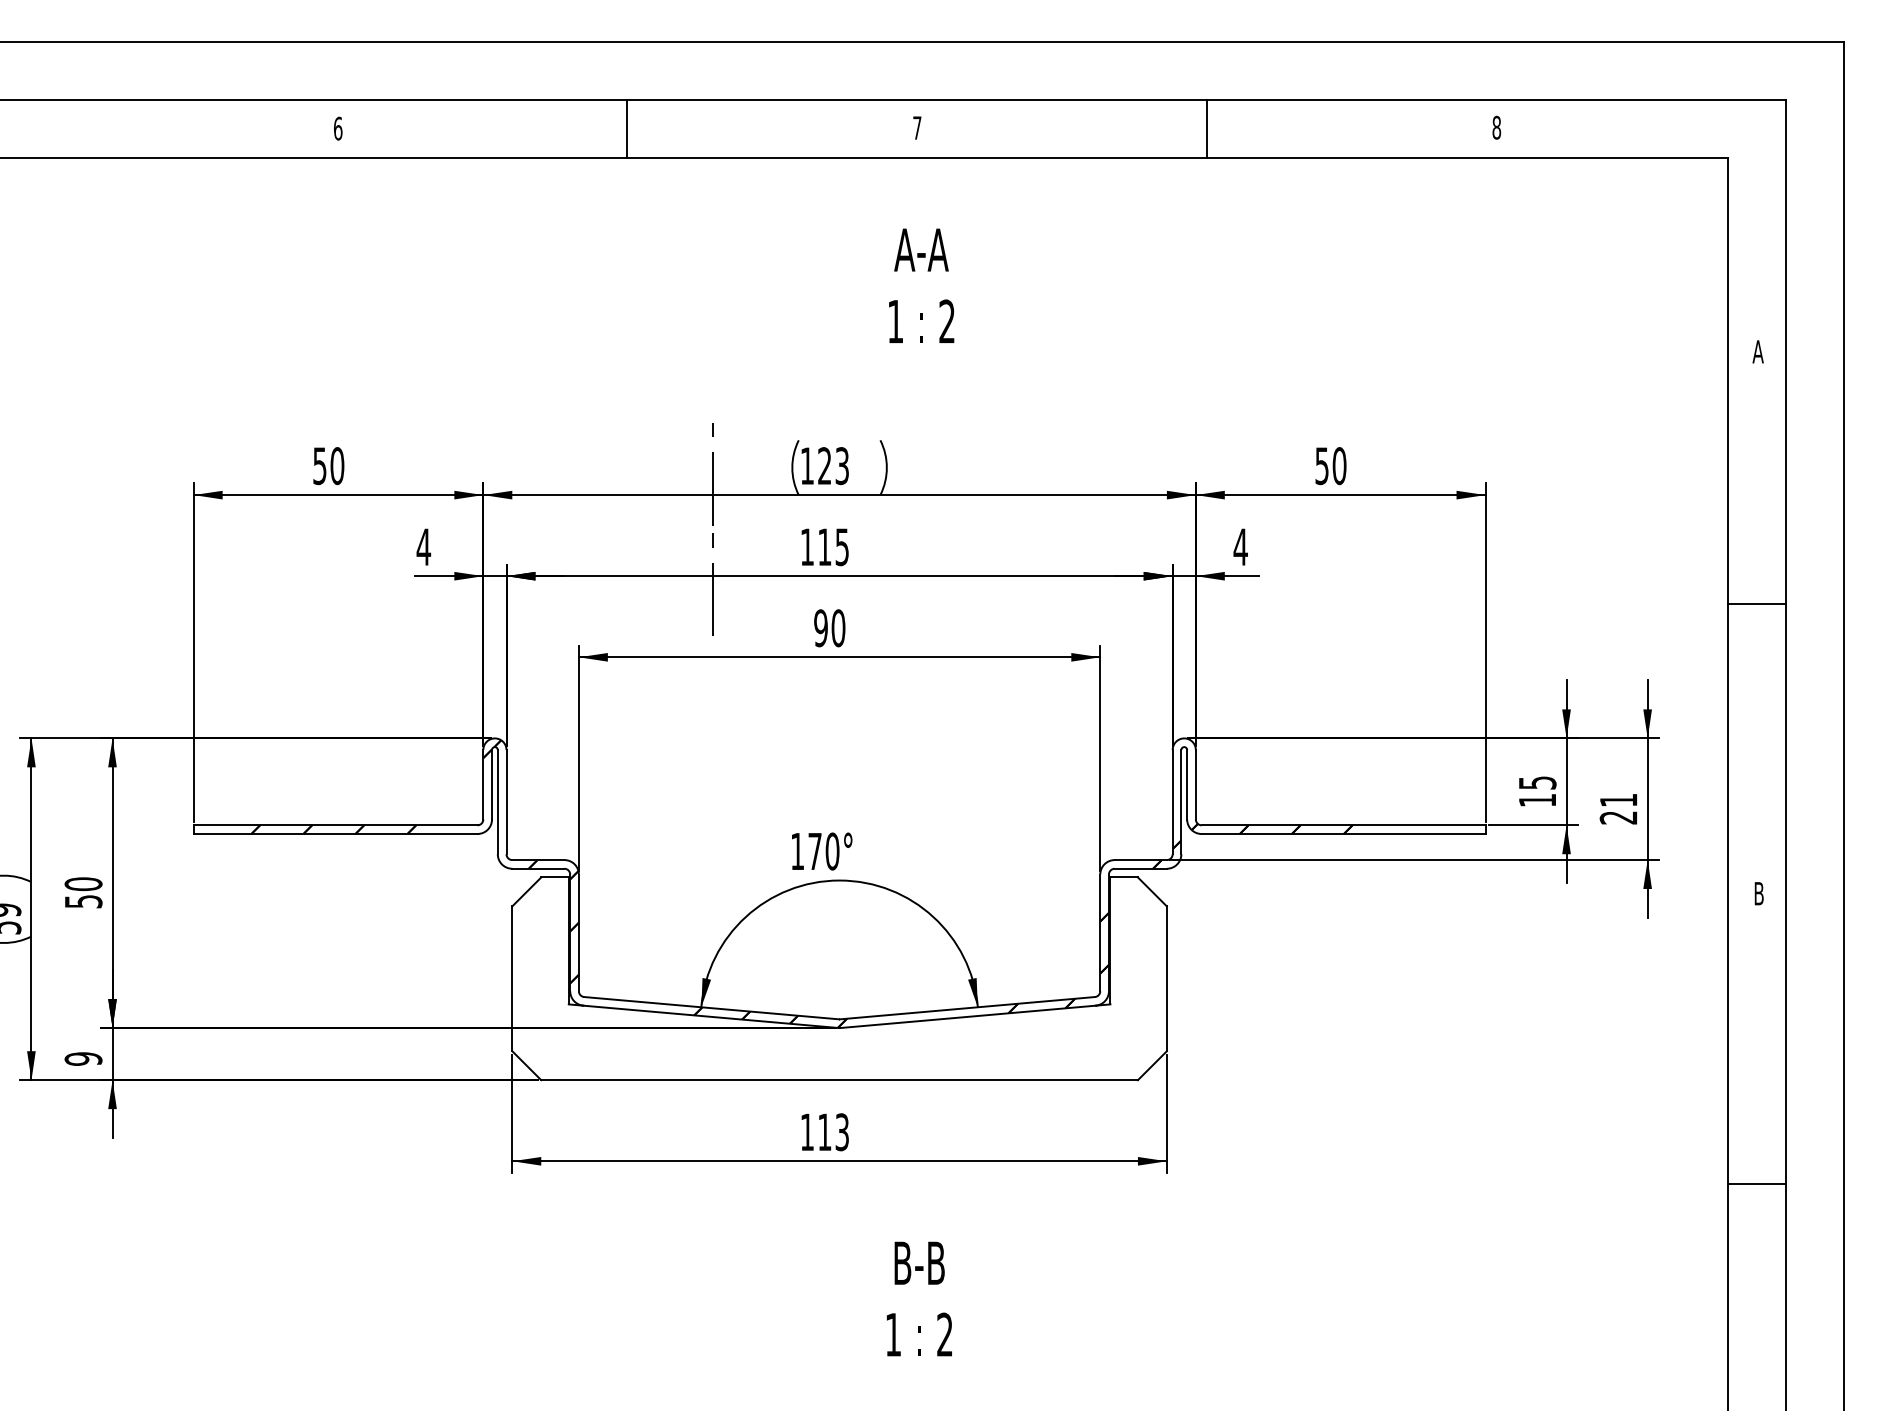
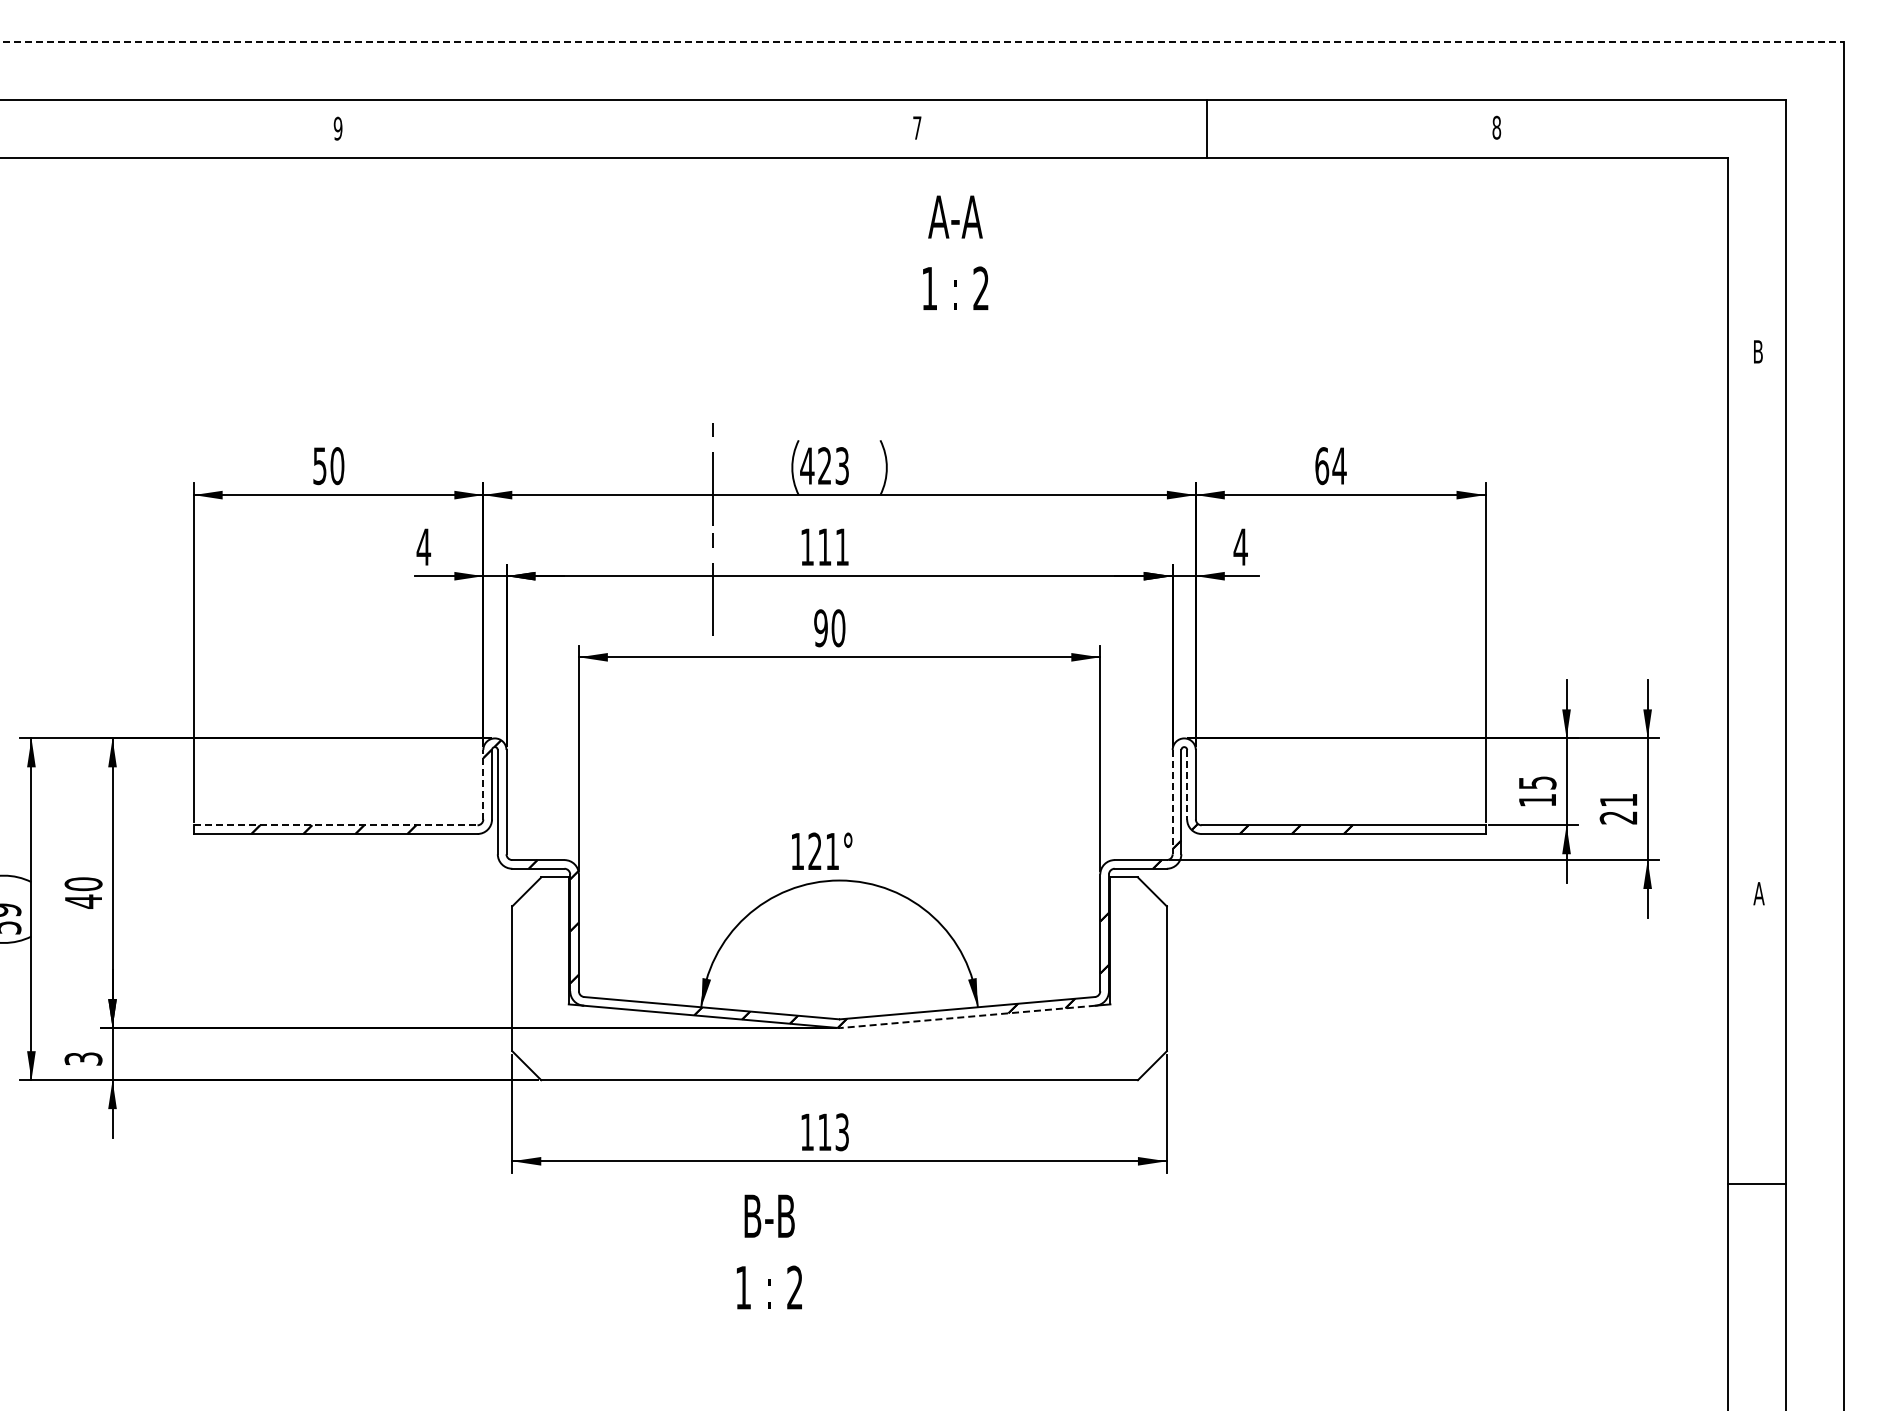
line: solid -> dashed (922, 42)
text: 6 -> 9 (337, 128)
line: present -> none (627, 129)
text position: (921, 285) -> (955, 252) (955, 252)
text: A -> B (1757, 351)
text: 123 -> 423 (807, 465)
text: 50 -> 64 (1330, 466)
text: 115 -> 111 (841, 547)
line: present -> none (1757, 604)
line: solid -> dashed (483, 784)
line: solid -> dashed (1187, 784)
line: solid -> dashed (1172, 802)
line: solid -> dashed (335, 825)
text: 170° -> 121° (823, 851)
text: B -> A (1758, 893)
text: 50 -> 40 (83, 901)
line: solid -> dashed (968, 1016)
text: 9 -> 3 (83, 1058)
text position: (919, 1298) -> (769, 1251) (769, 1251)
